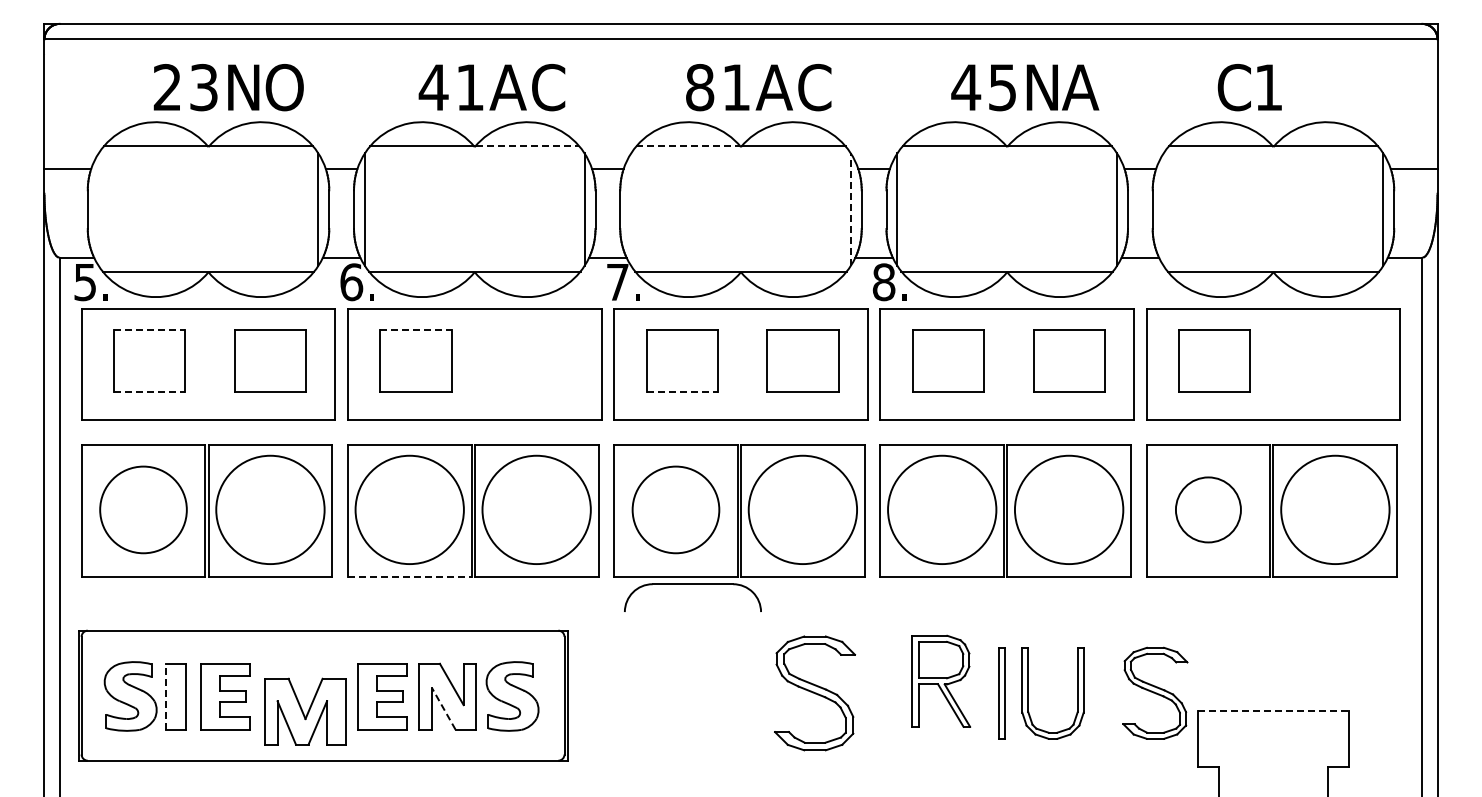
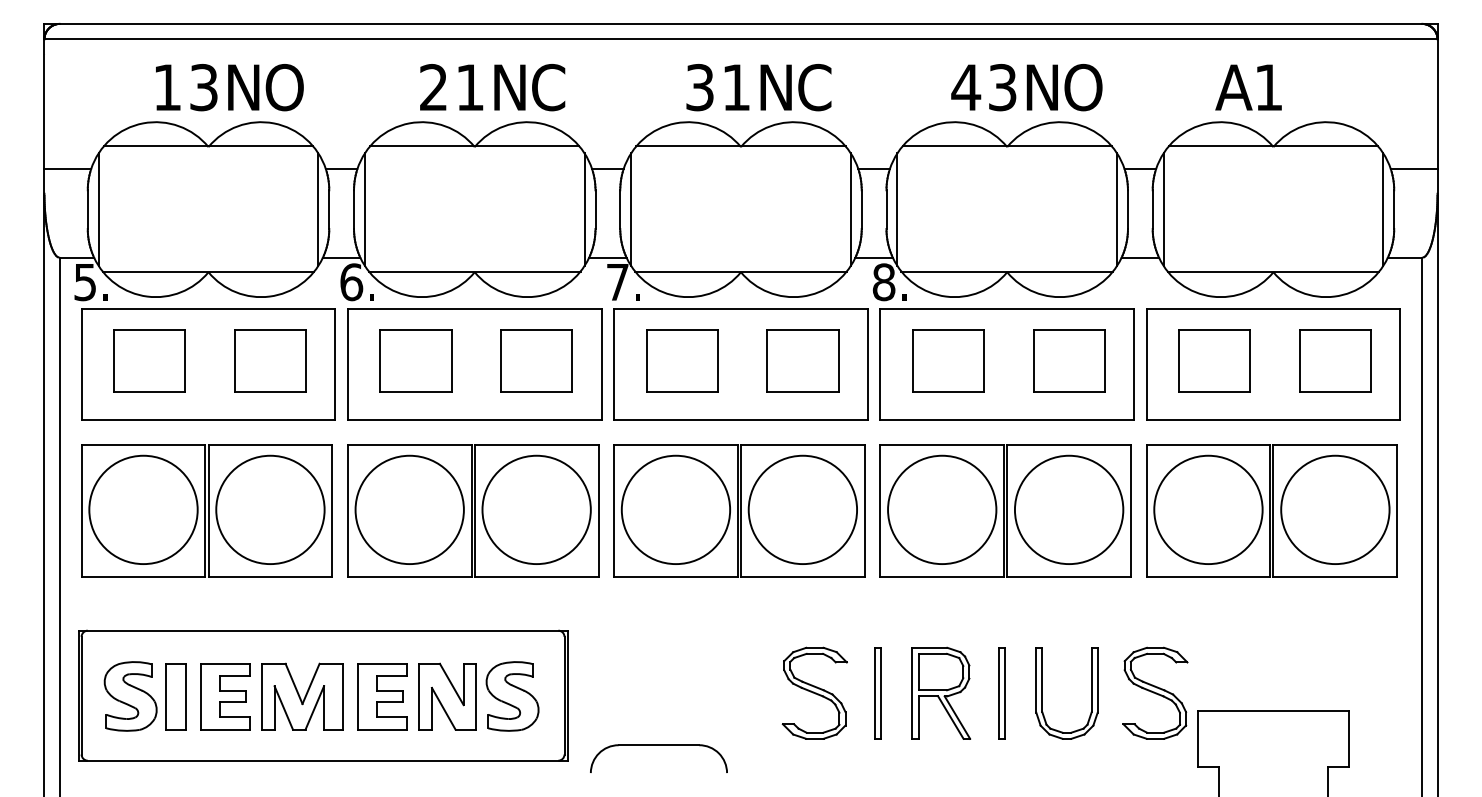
text: 5 -> 3 (1002, 86)
text: 2 -> 1 (166, 87)
text: 4 -> 2 (433, 87)
text: A -> N (507, 87)
text: 8 -> 3 (700, 87)
text: A -> N (774, 87)
text: A -> O (1082, 87)
text: C -> A (1233, 87)
line: dashed -> solid (527, 146)
line: dashed -> solid (688, 146)
line: none -> present (98, 209)
line: none -> present (631, 209)
line: dashed -> solid (850, 209)
line: none -> present (1163, 209)
line: dashed -> solid (149, 330)
line: dashed -> solid (415, 330)
part: none -> present (536, 360)
part: none -> present (1335, 360)
line: dashed -> solid (149, 392)
line: dashed -> solid (682, 392)
circle diameter: 87 px -> 108 px (143, 509)
circle diameter: 87 px -> 108 px (675, 509)
circle diameter: 65 px -> 108 px (1208, 509)
line: dashed -> solid (409, 576)
part position: (692, 584) -> (658, 745) (658, 745)
part position: (941, 680) -> (941, 692) (941, 692)
part size: 82x117 px -> 67x94 px (814, 692)
part: none -> present (877, 693)
part position: (1028, 693) -> (1042, 693) (1042, 693)
line: dashed -> solid (166, 696)
line: dashed -> solid (443, 708)
part position: (305, 711) -> (302, 696) (302, 696)
line: dashed -> solid (1273, 711)
